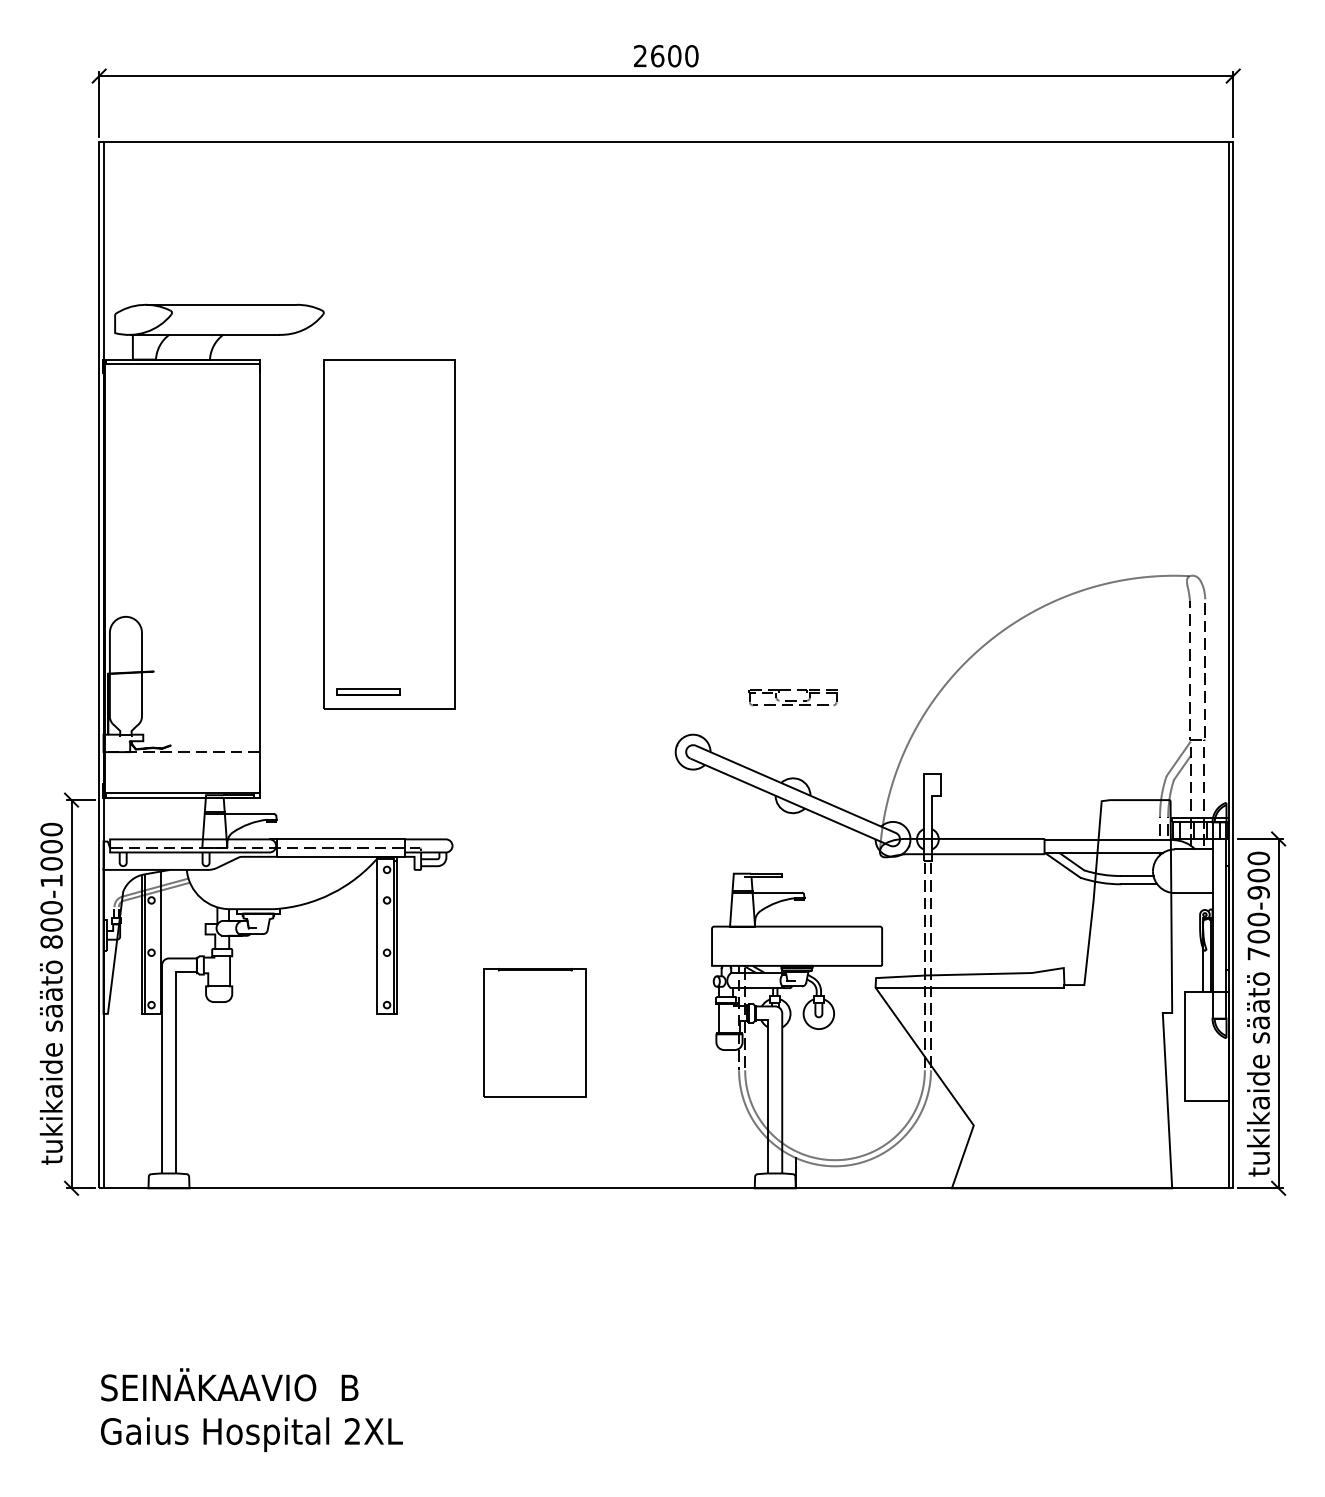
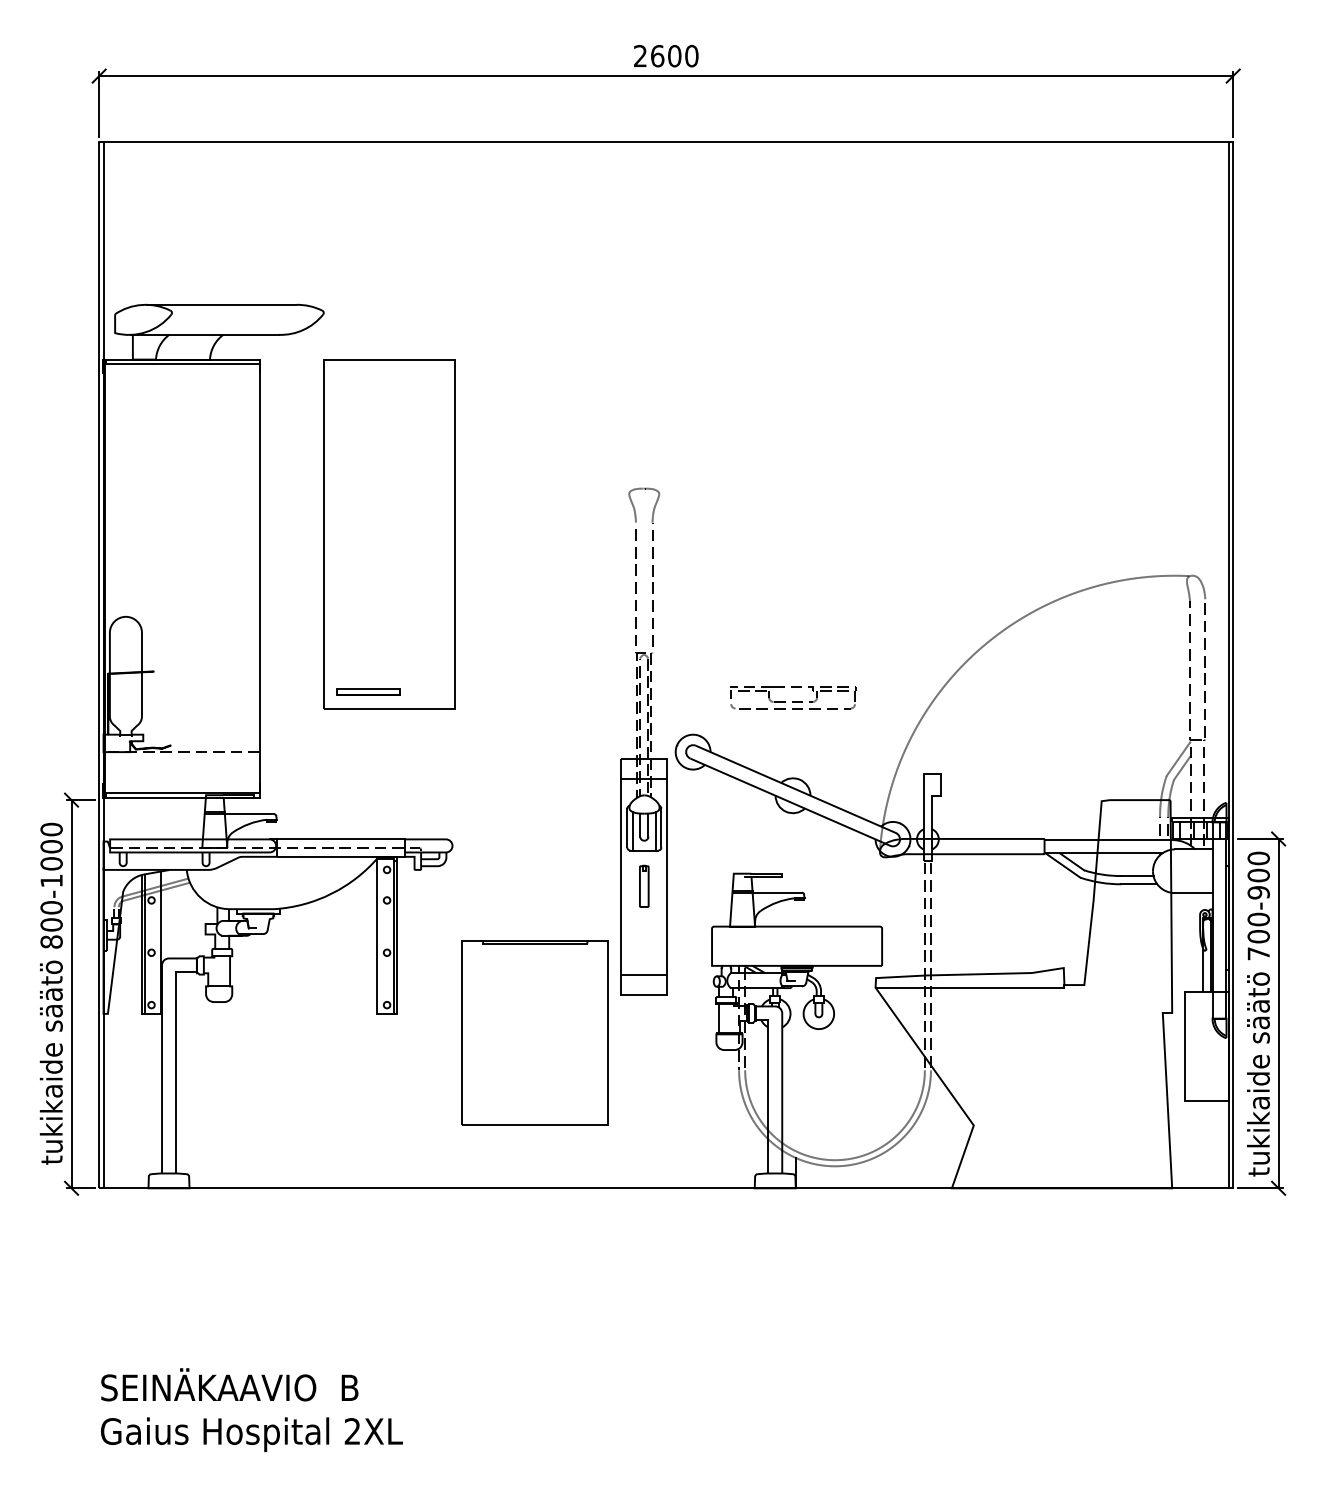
part size: 90x18 px -> 127x24 px (793, 697)
part: none -> present (643, 741)
part size: 104x131 px -> 148x186 px (534, 1032)
